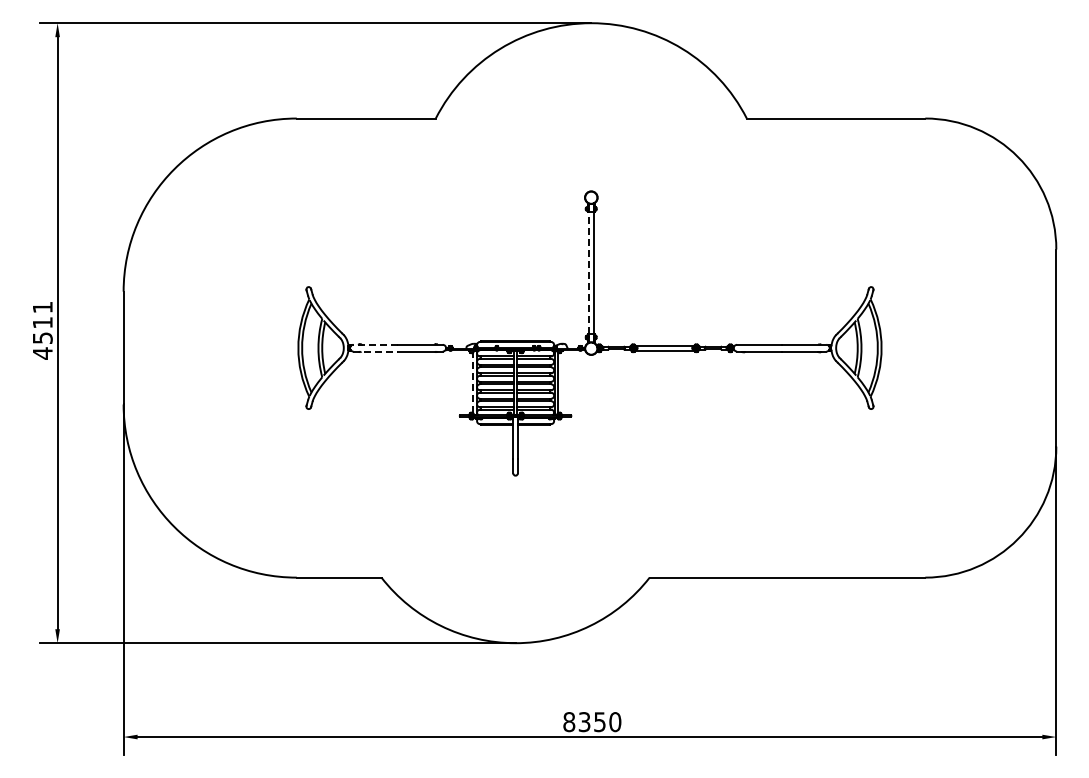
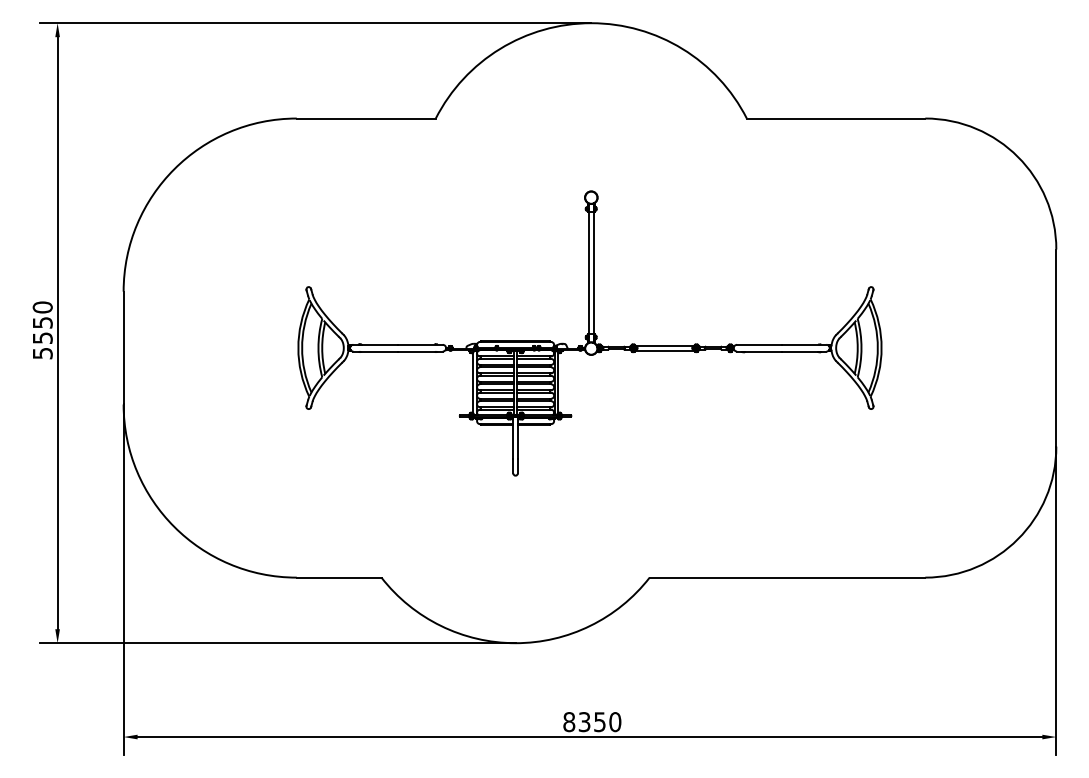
line: dashed -> solid (588, 273)
text: 4511 -> 5550 (42, 330)
line: dashed -> solid (375, 344)
line: dashed -> solid (376, 351)
line: dashed -> solid (472, 382)
